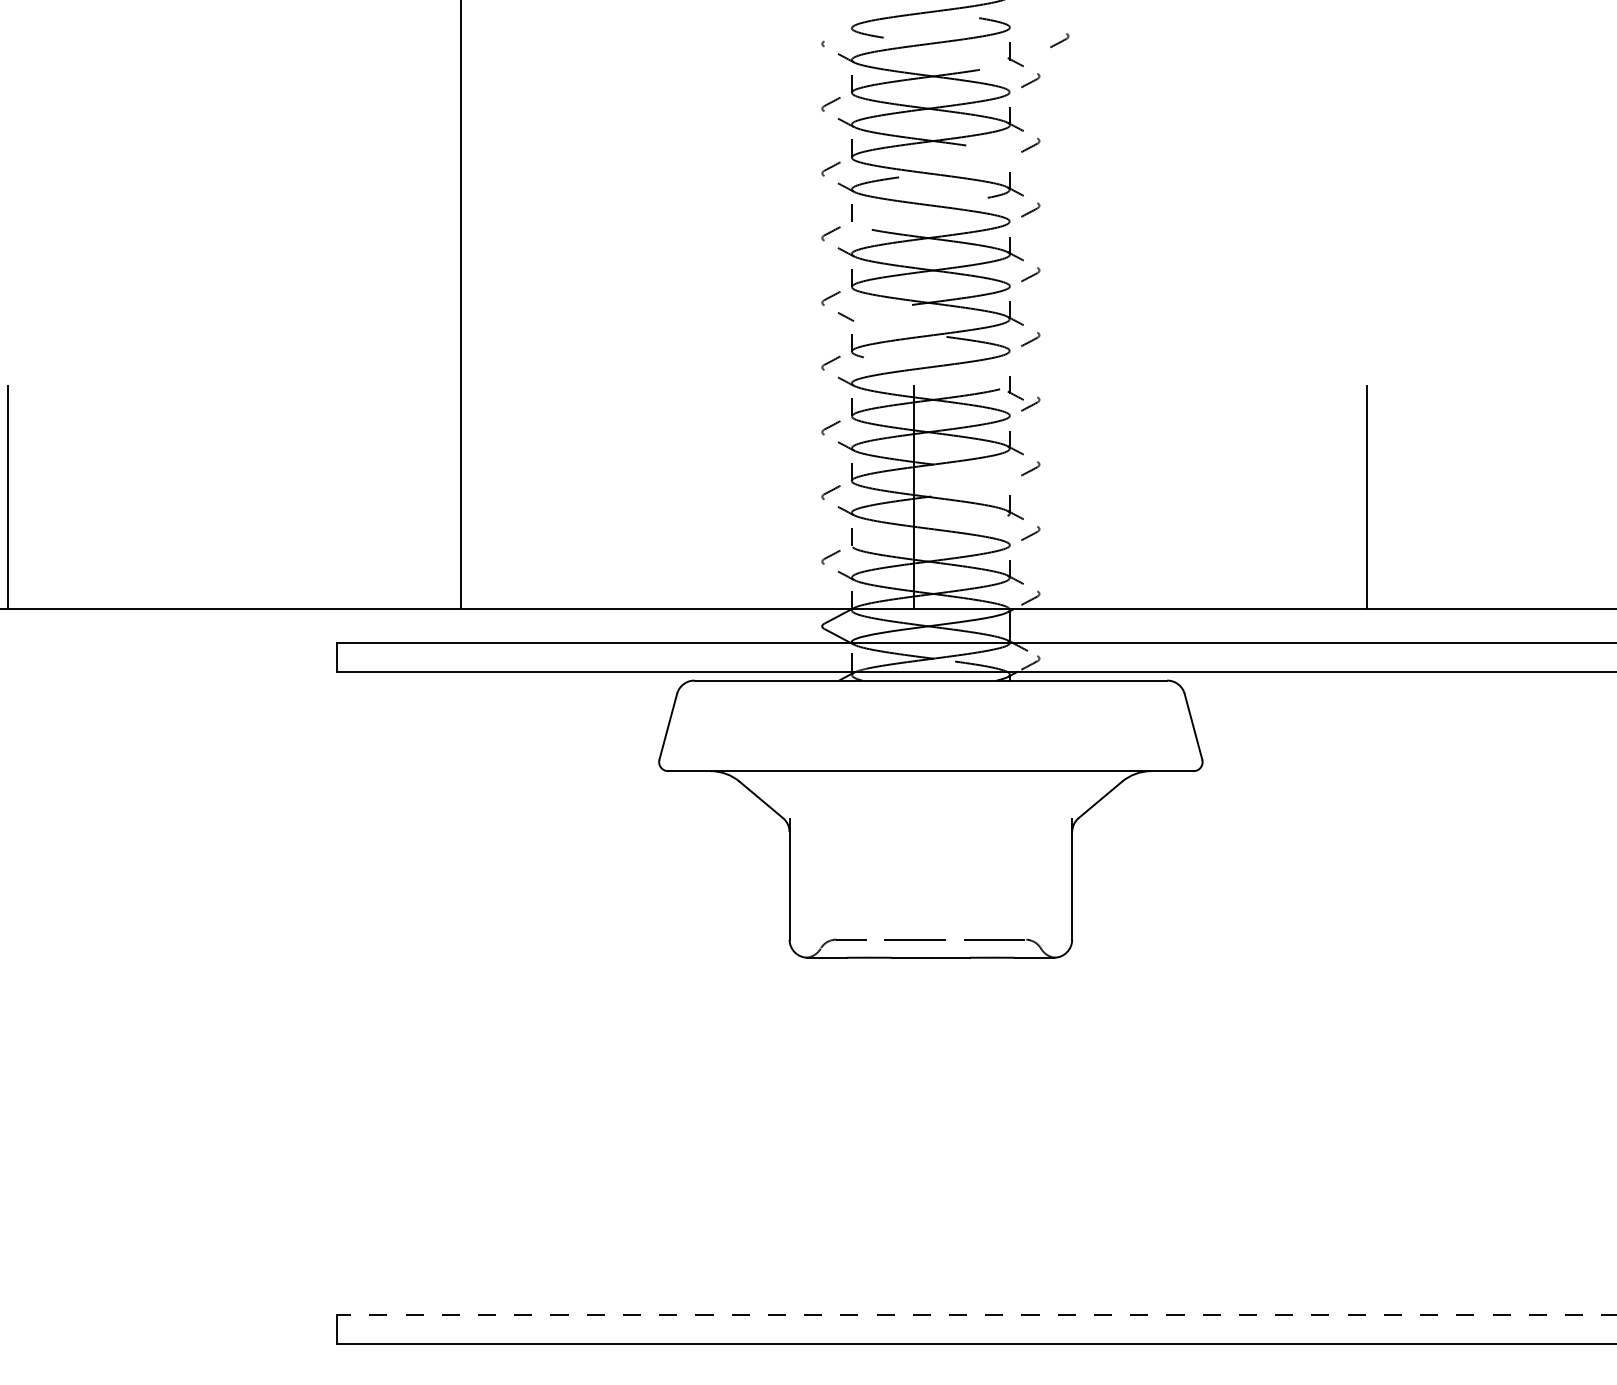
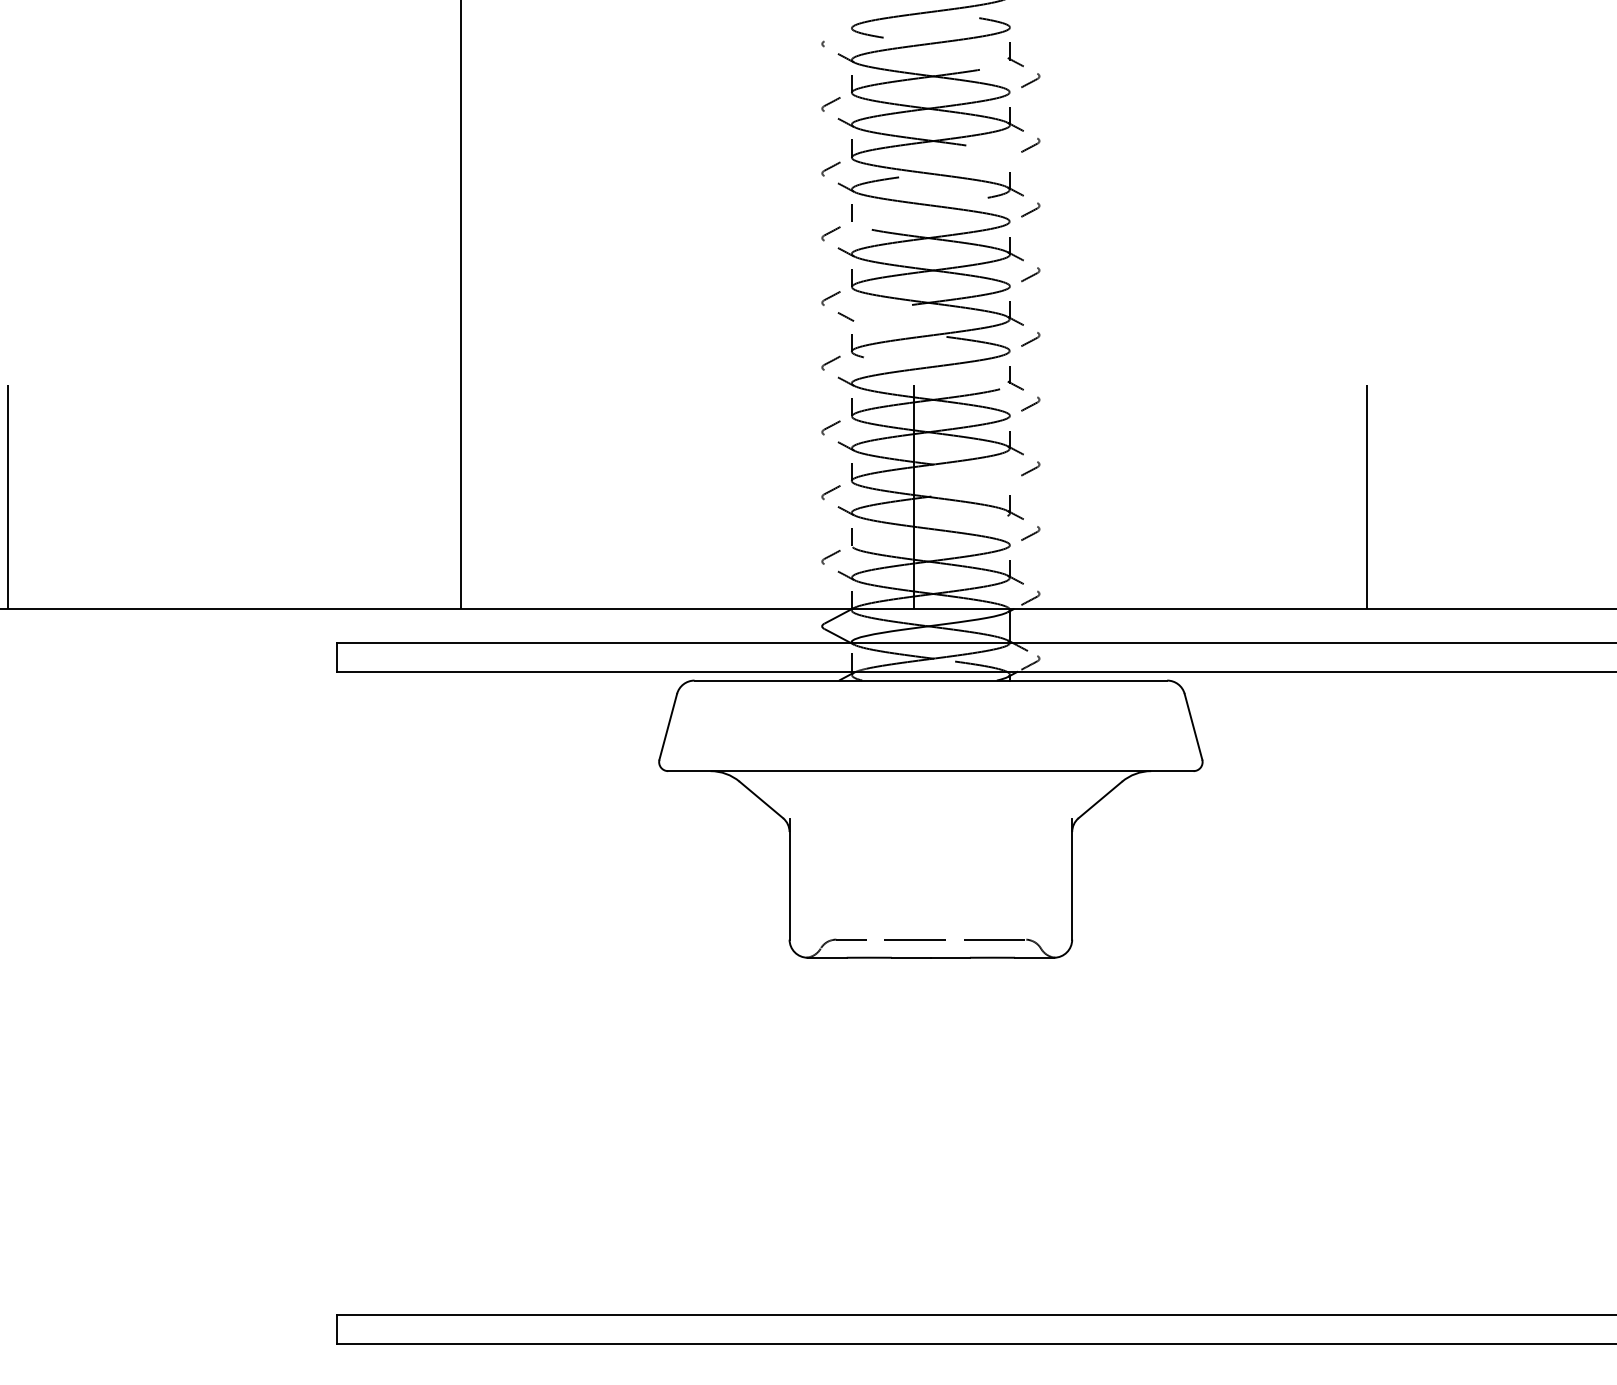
part: present -> none (1059, 40)
part position: (1015, 388) -> (1015, 378) (1015, 378)
line: dashed -> solid (976, 1314)
